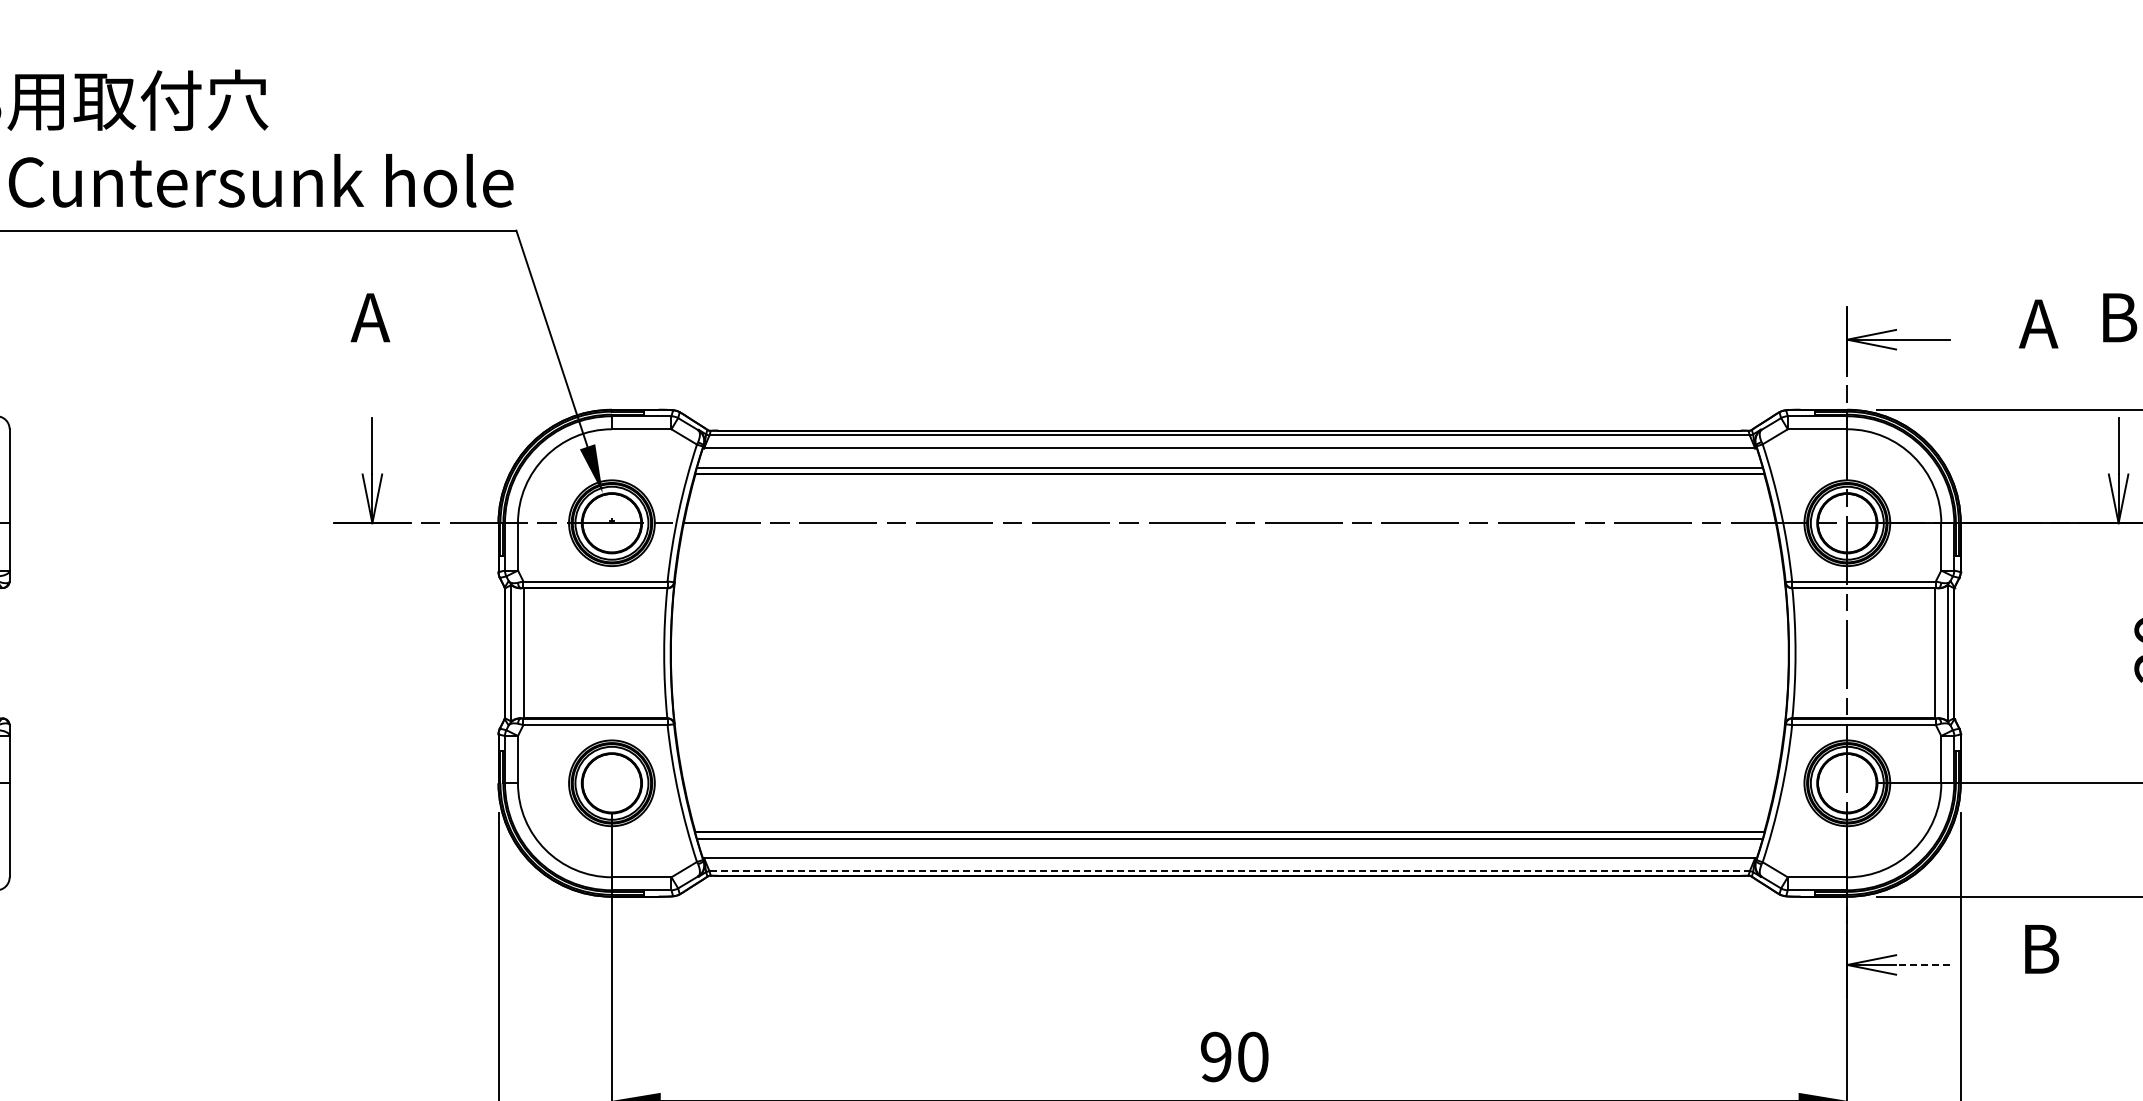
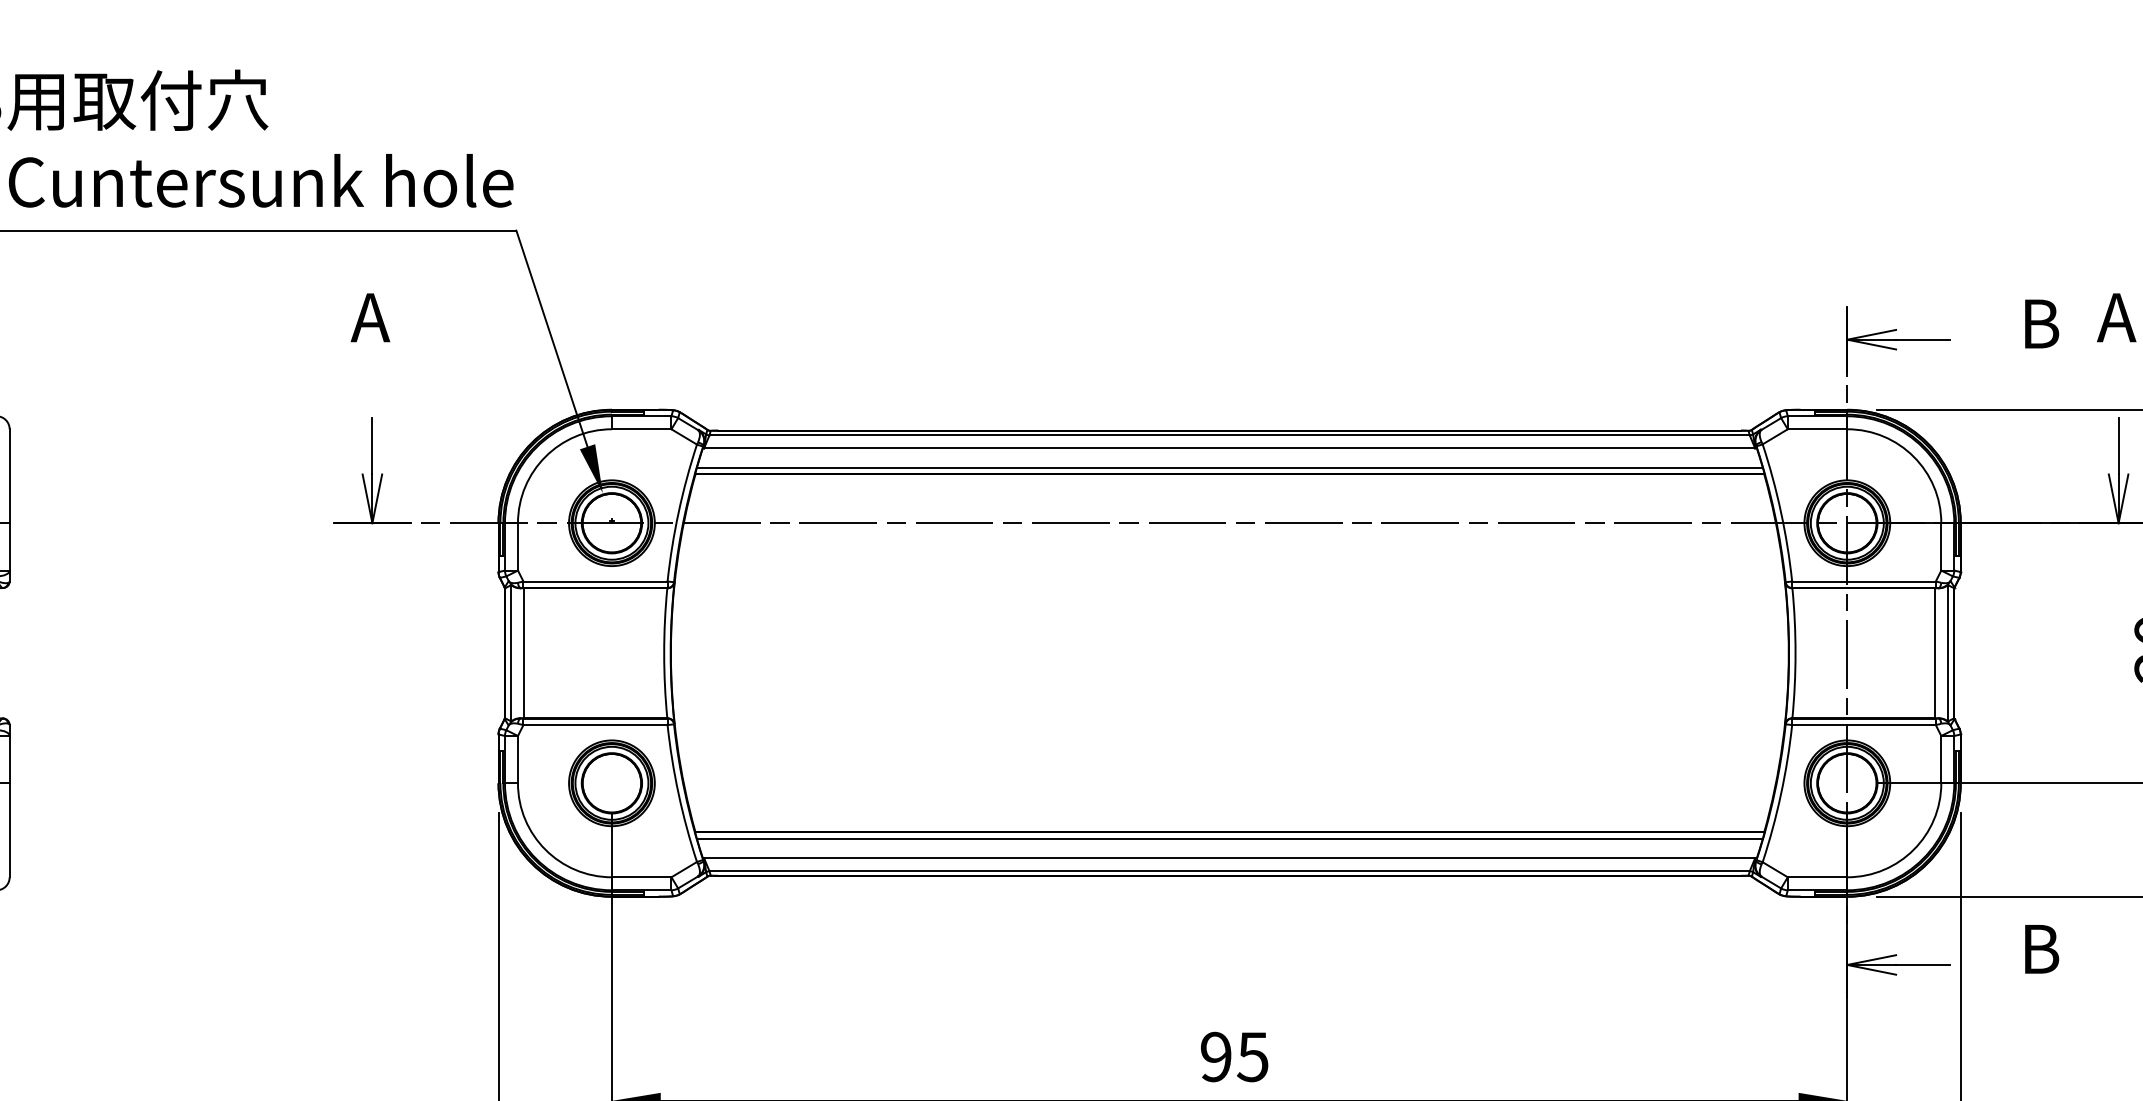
text: B -> A (2117, 317)
text: A -> B (2039, 323)
line: dashed -> solid (1230, 871)
line: dashed -> solid (1922, 964)
text: 90 -> 95 (1252, 1056)
